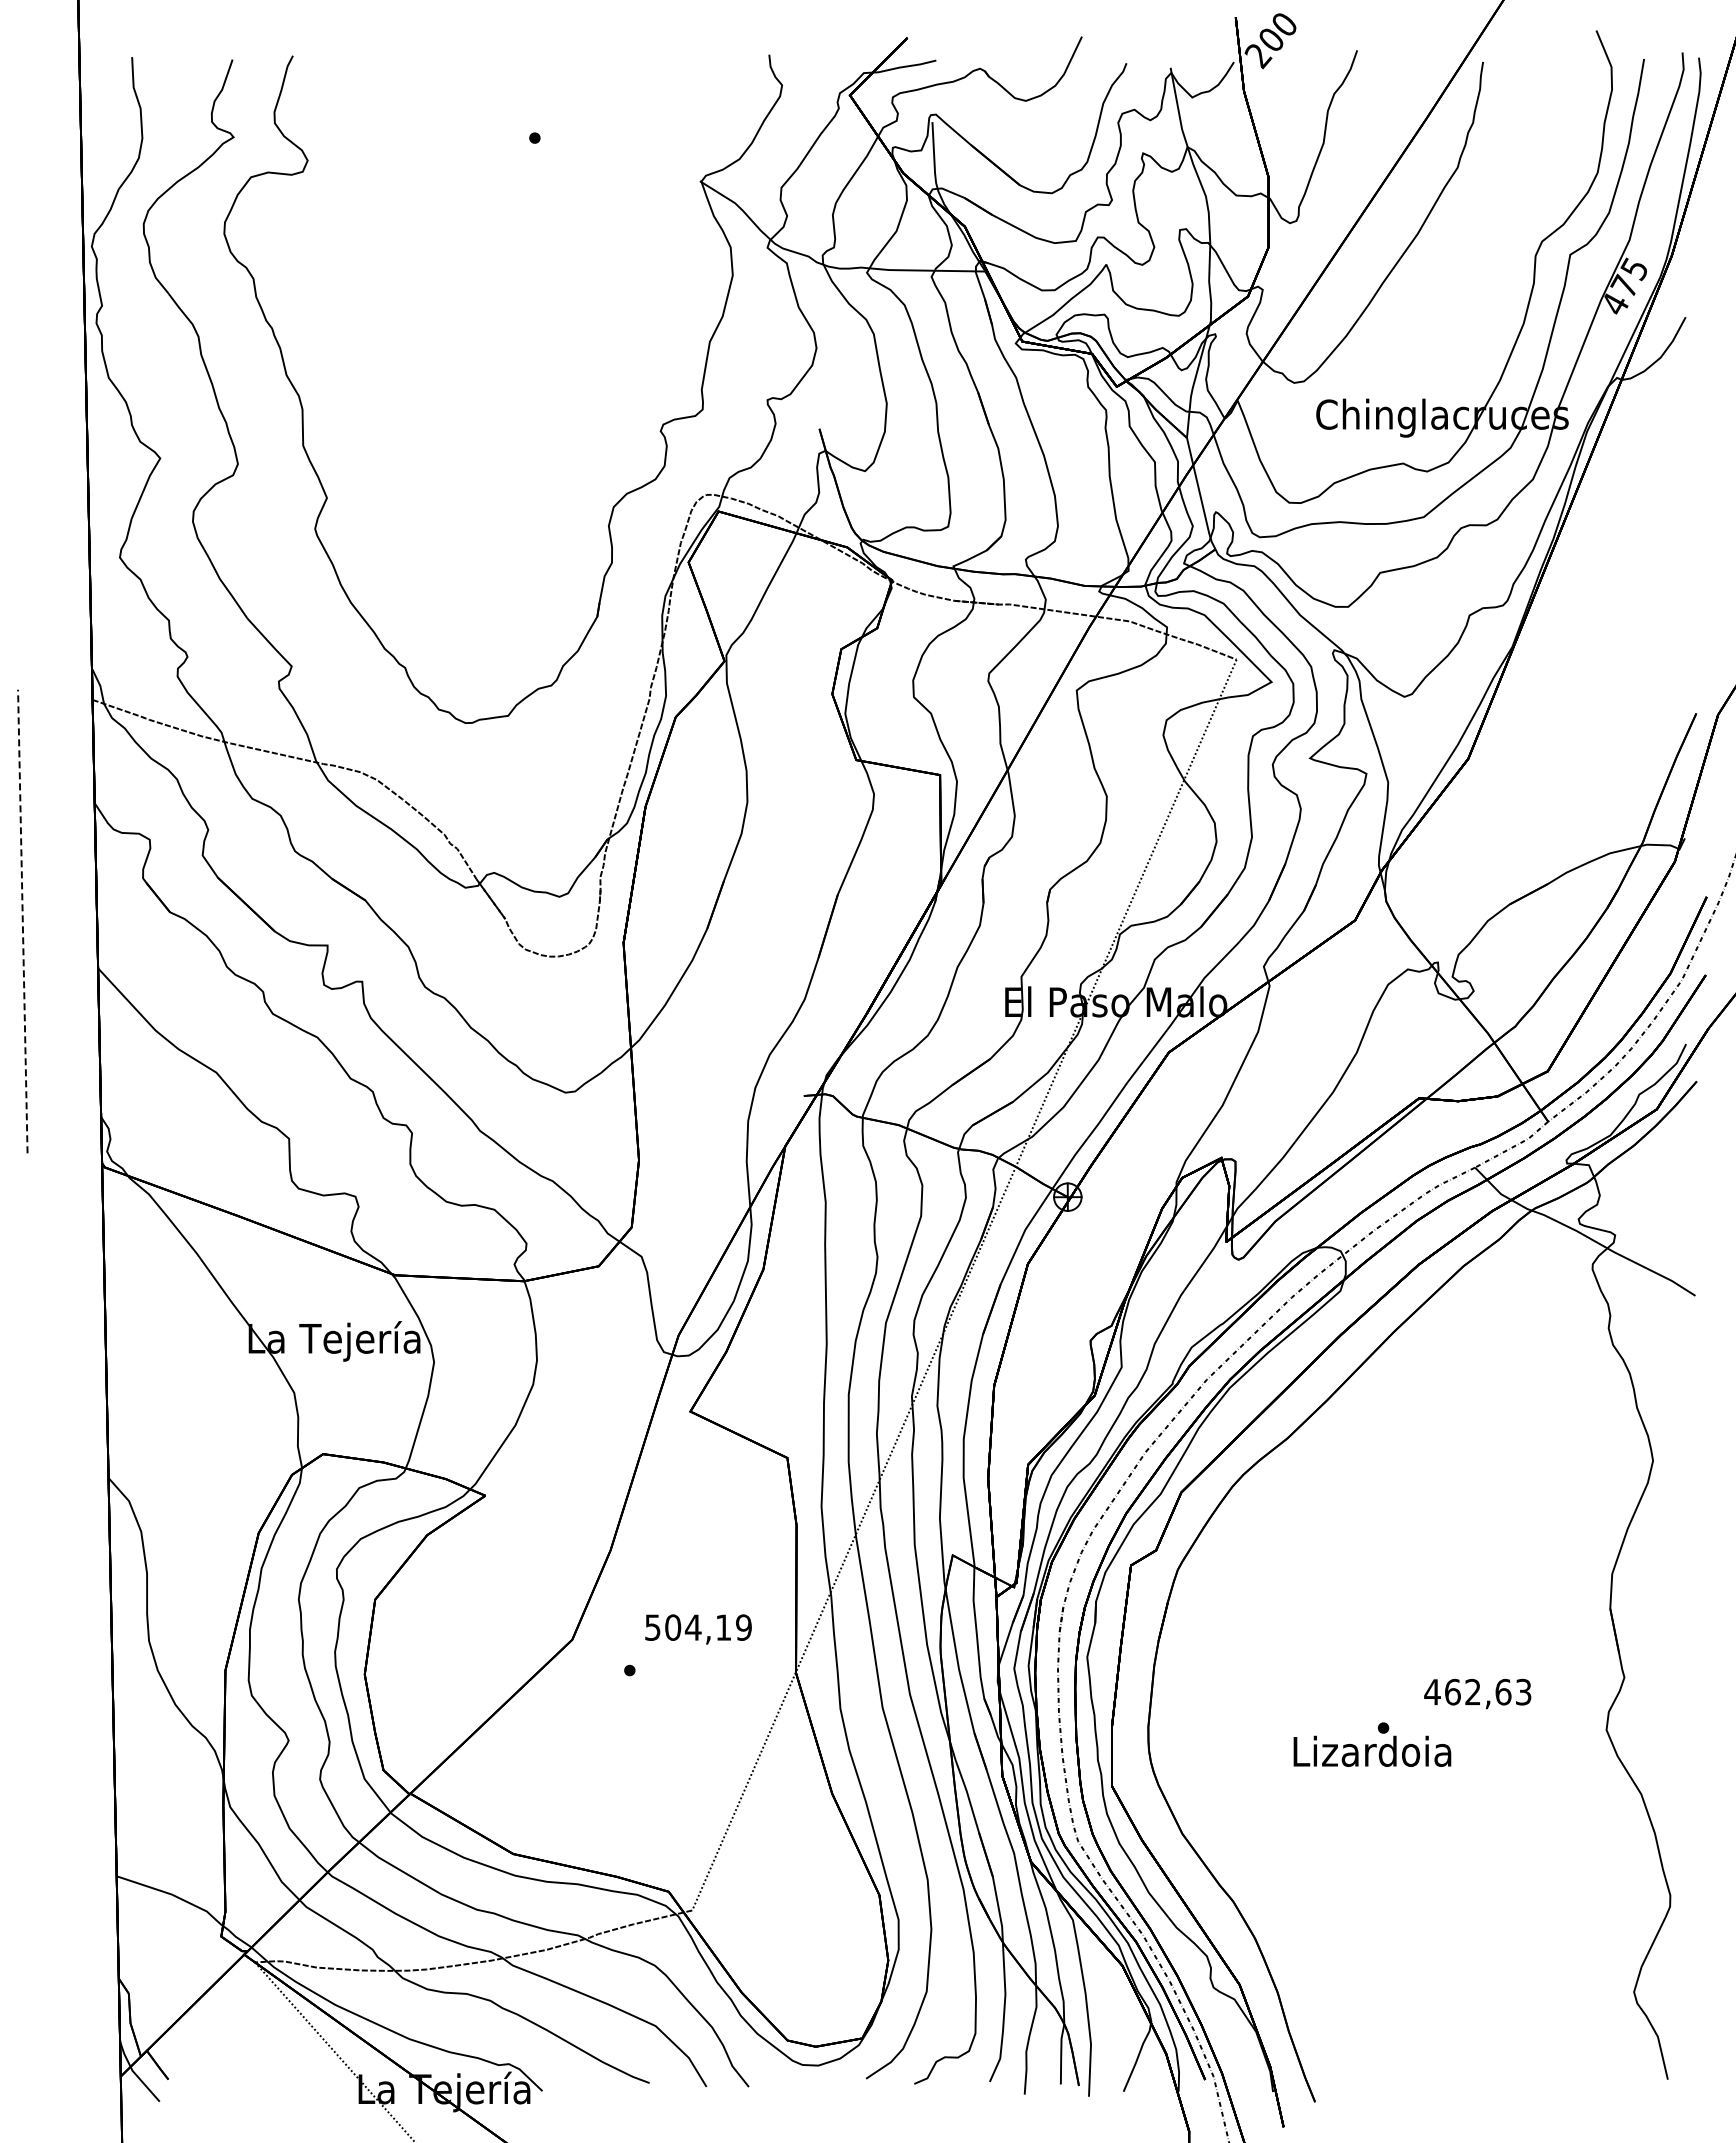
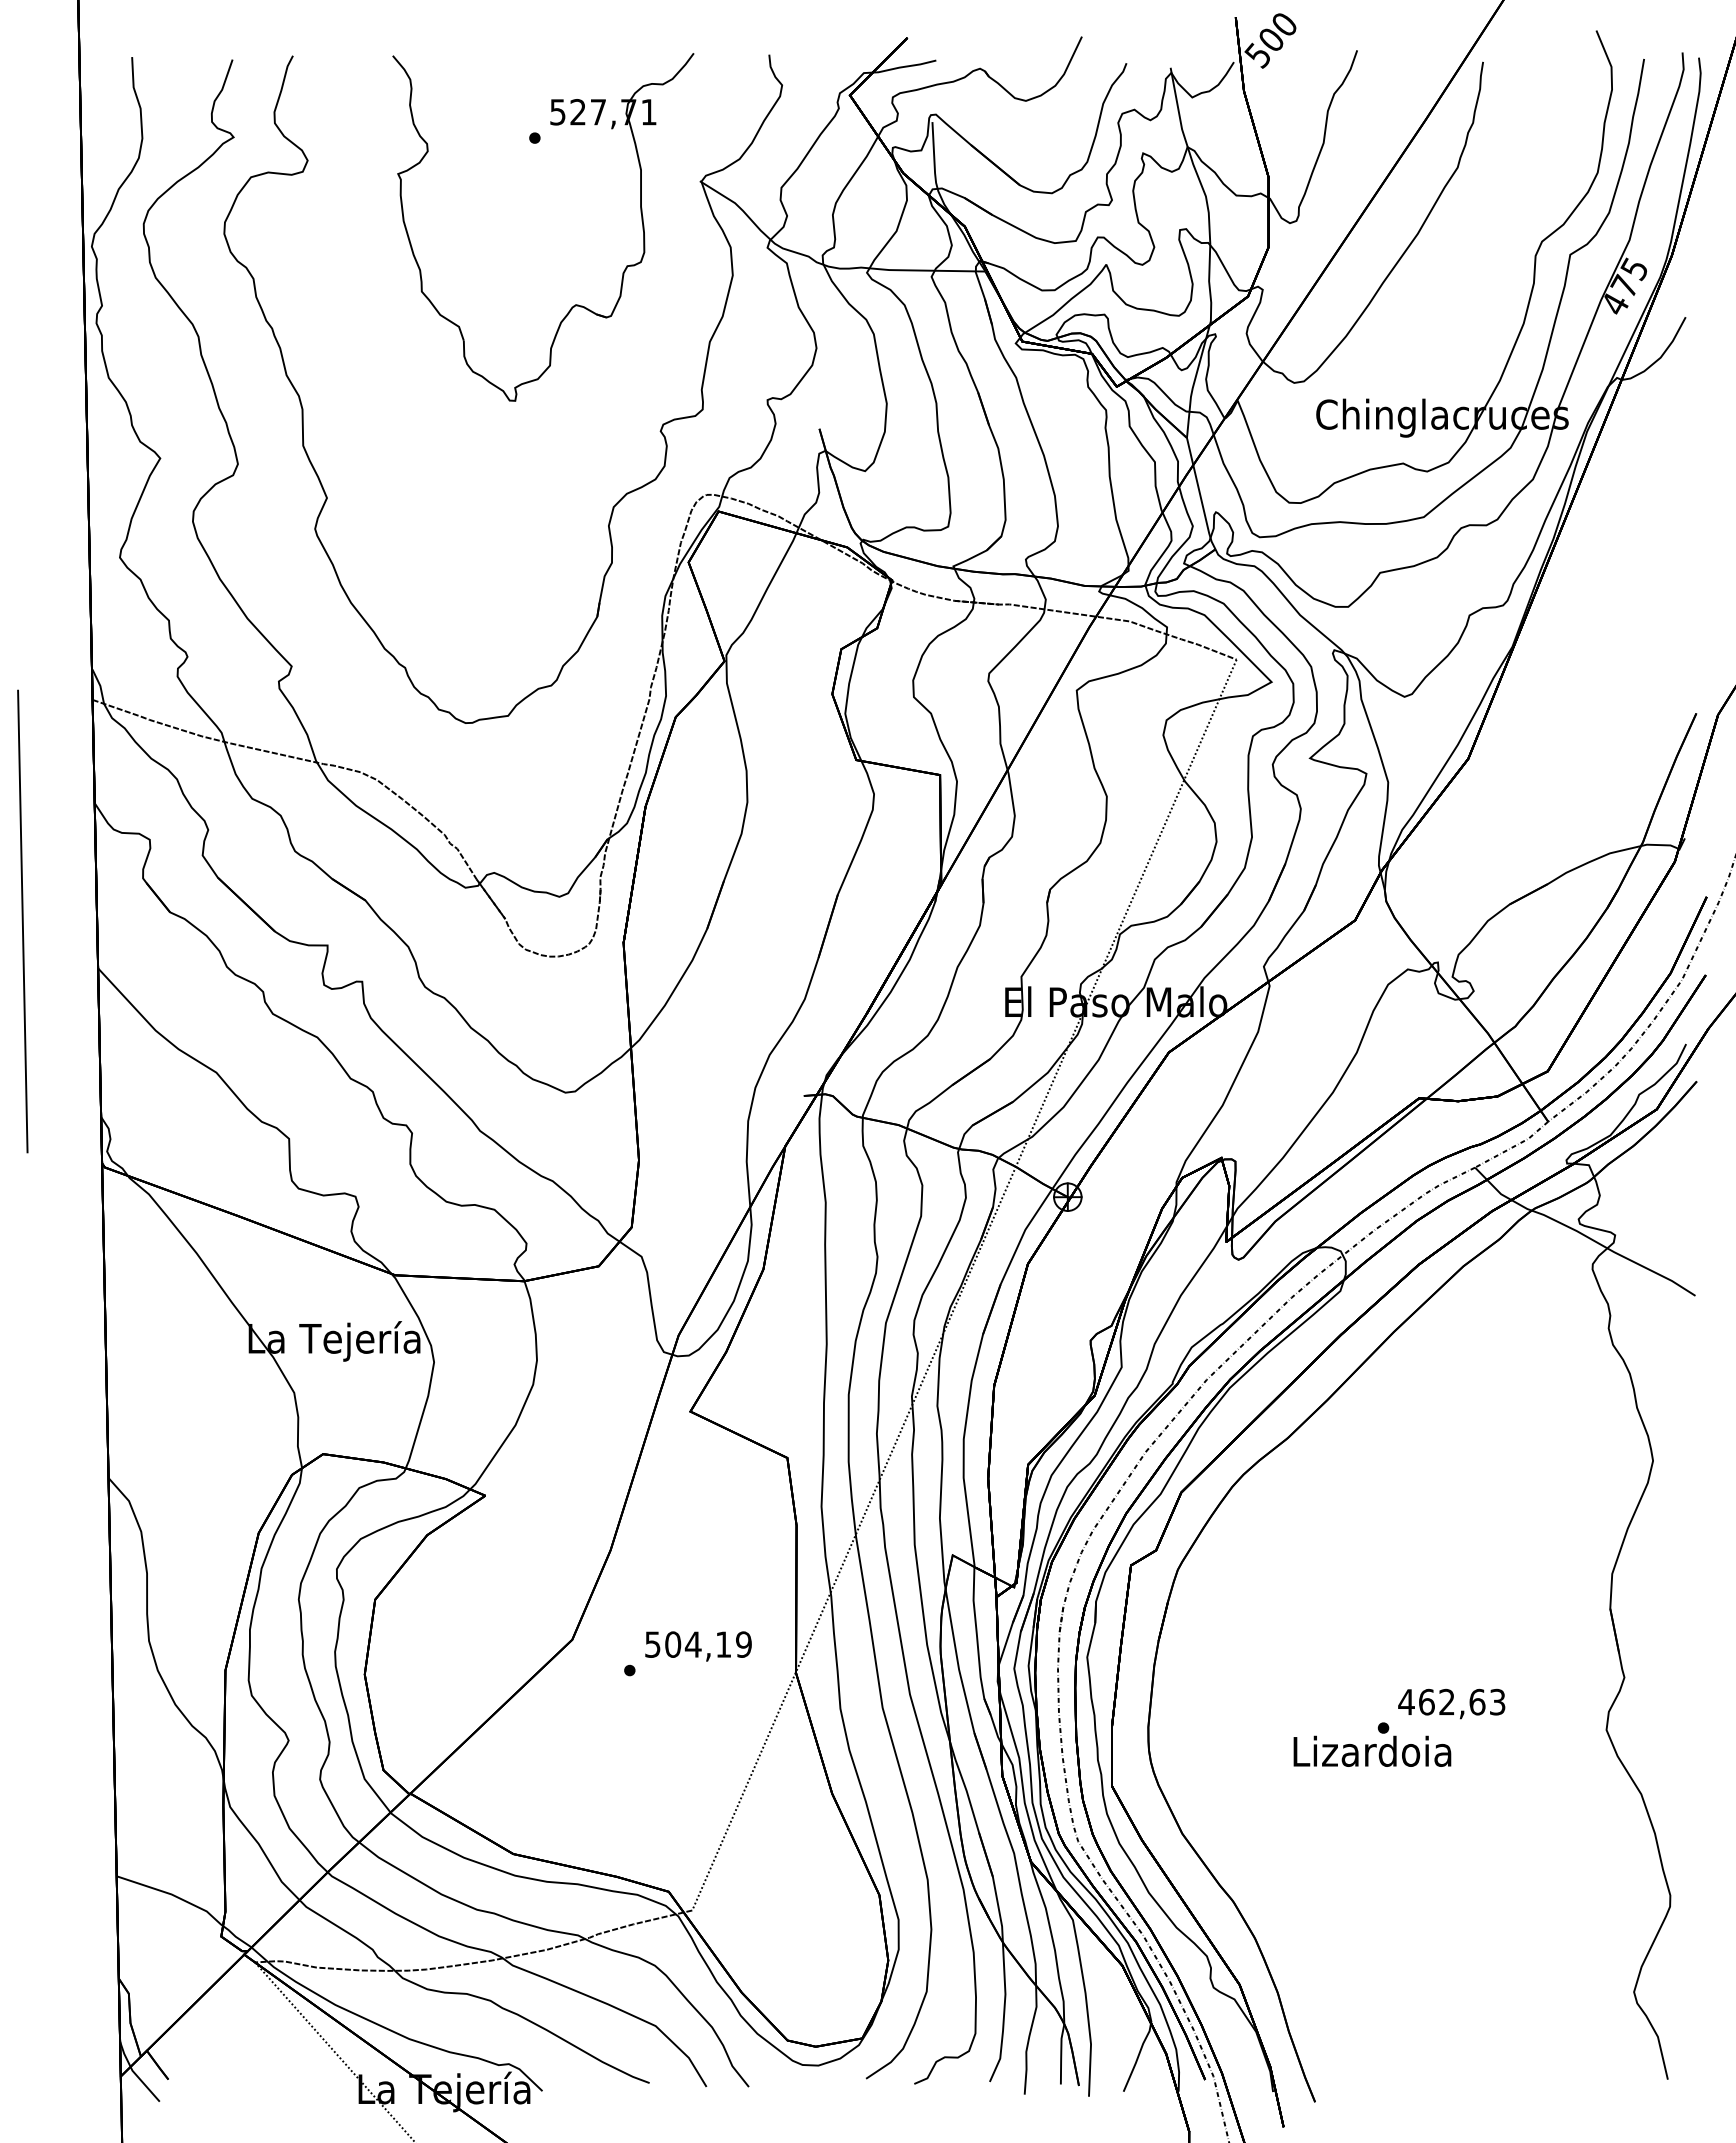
text: 200 -> 500 (1258, 55)
part: none -> present (575, 304)
line: dashed -> solid (22, 921)
text position: (698, 1629) -> (698, 1646) (698, 1646)
text position: (1477, 1693) -> (1451, 1703) (1451, 1703)
